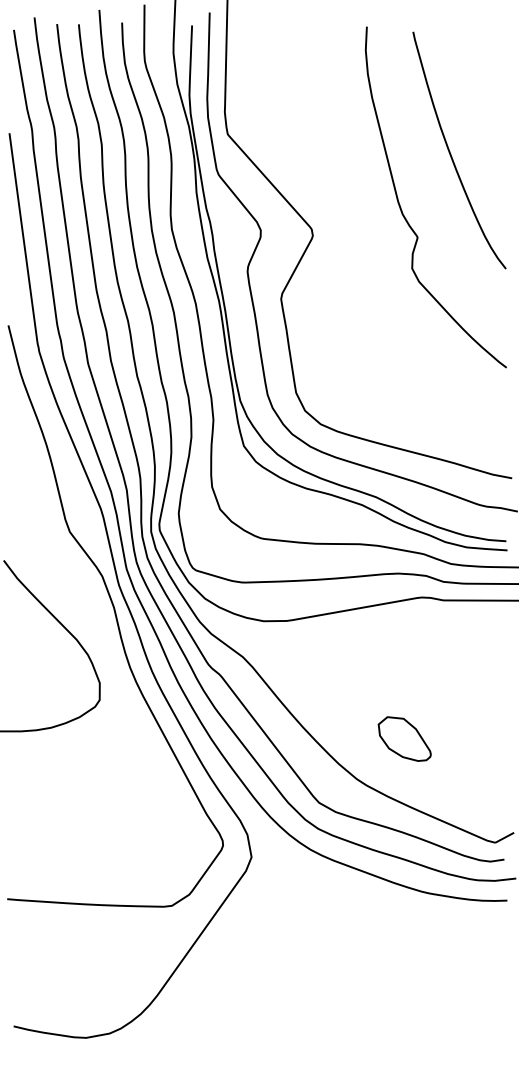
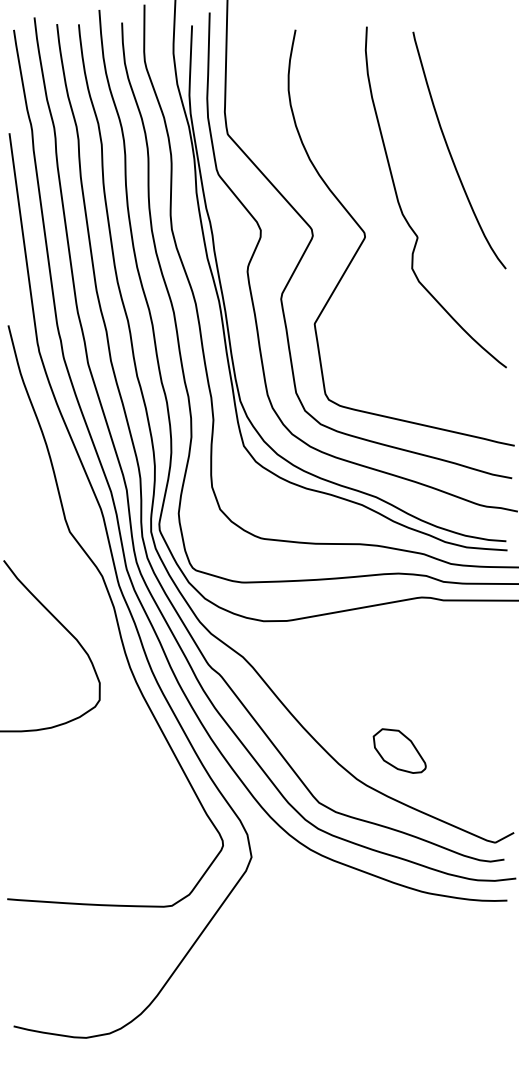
curve: none -> present (365, 237)
part position: (404, 738) -> (399, 750) (399, 750)
